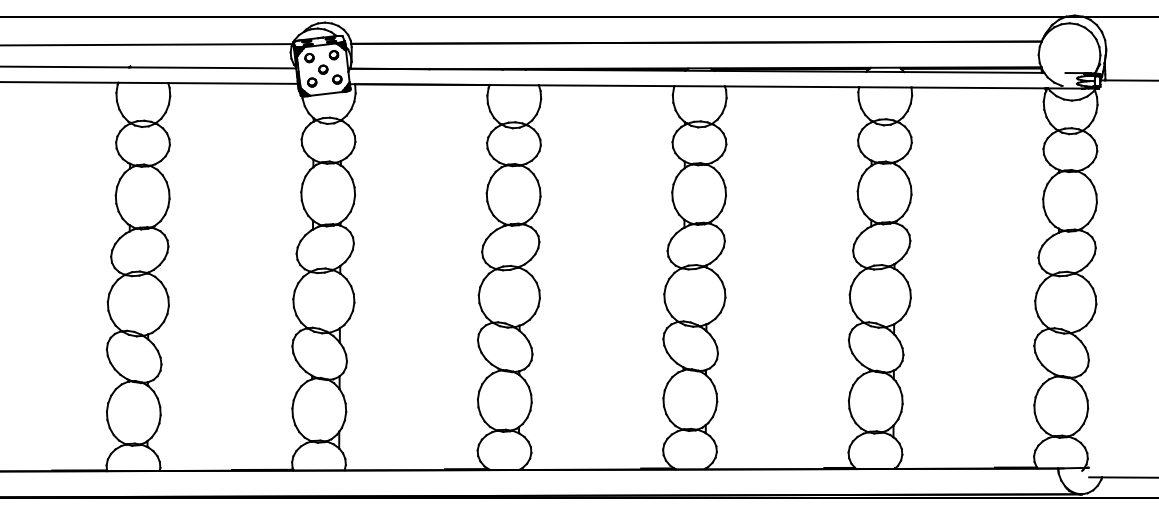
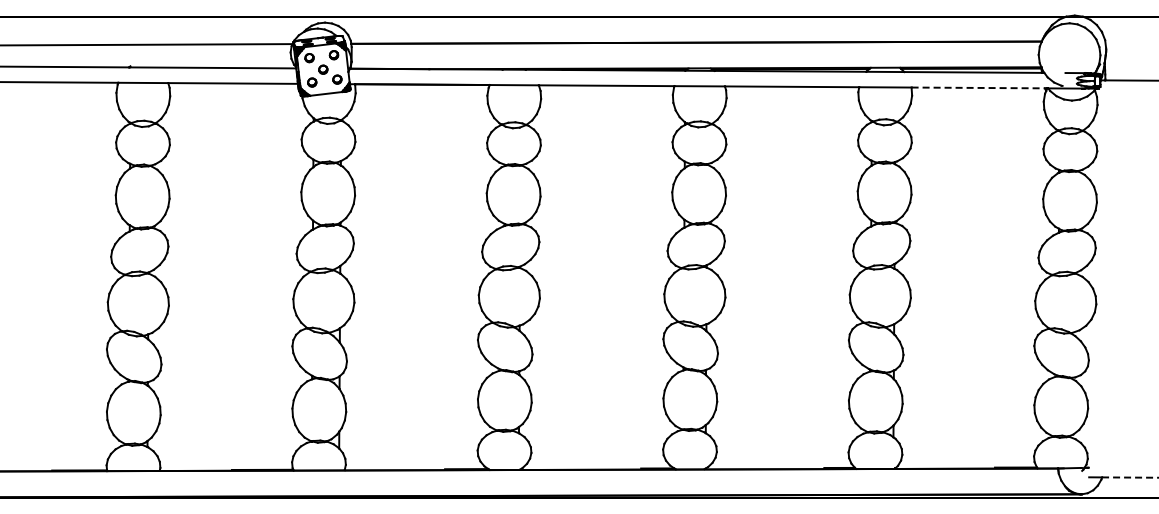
line: solid -> dashed (978, 87)
line: solid -> dashed (1130, 477)
